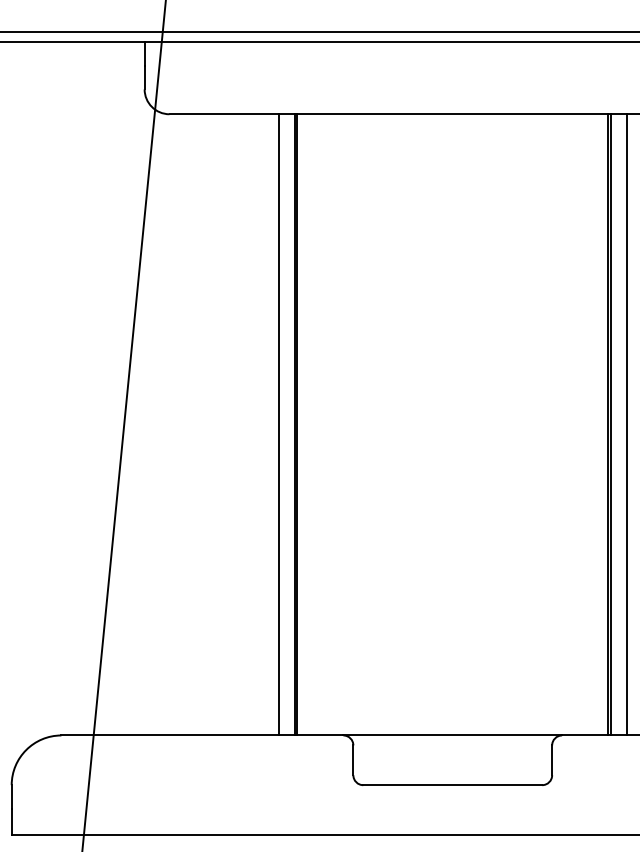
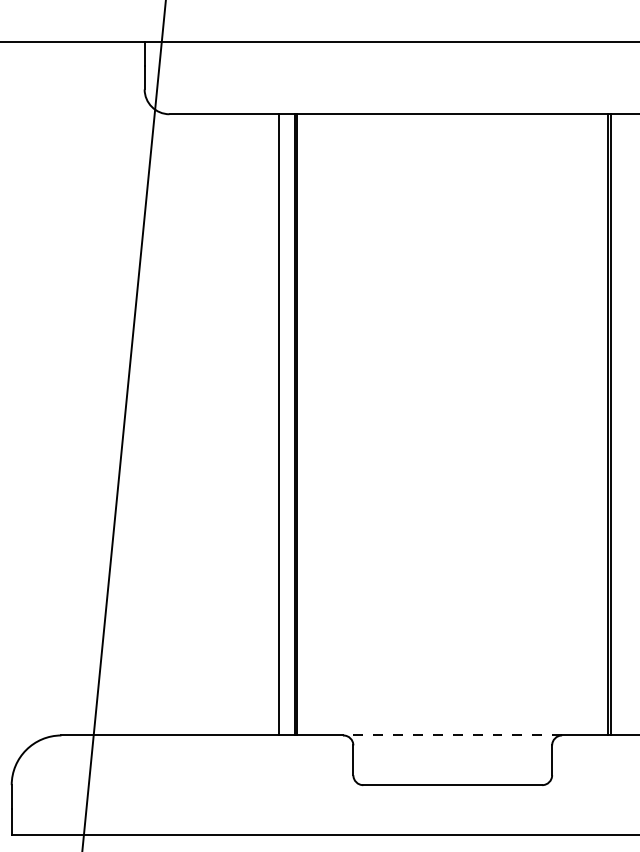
line: present -> none (319, 32)
line: present -> none (626, 424)
line: solid -> dashed (452, 735)
